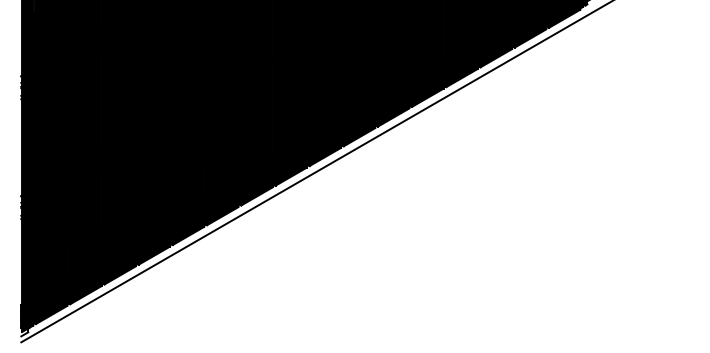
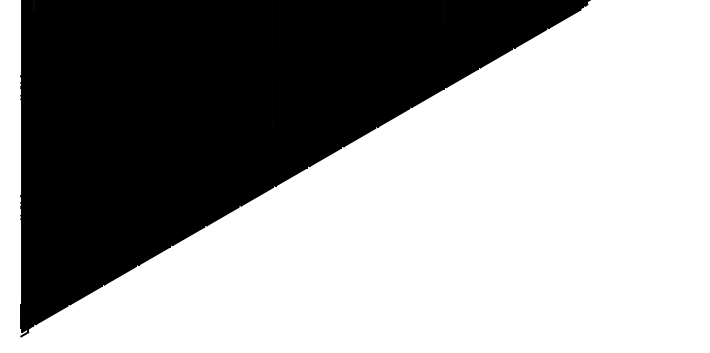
line: present -> none (315, 172)
